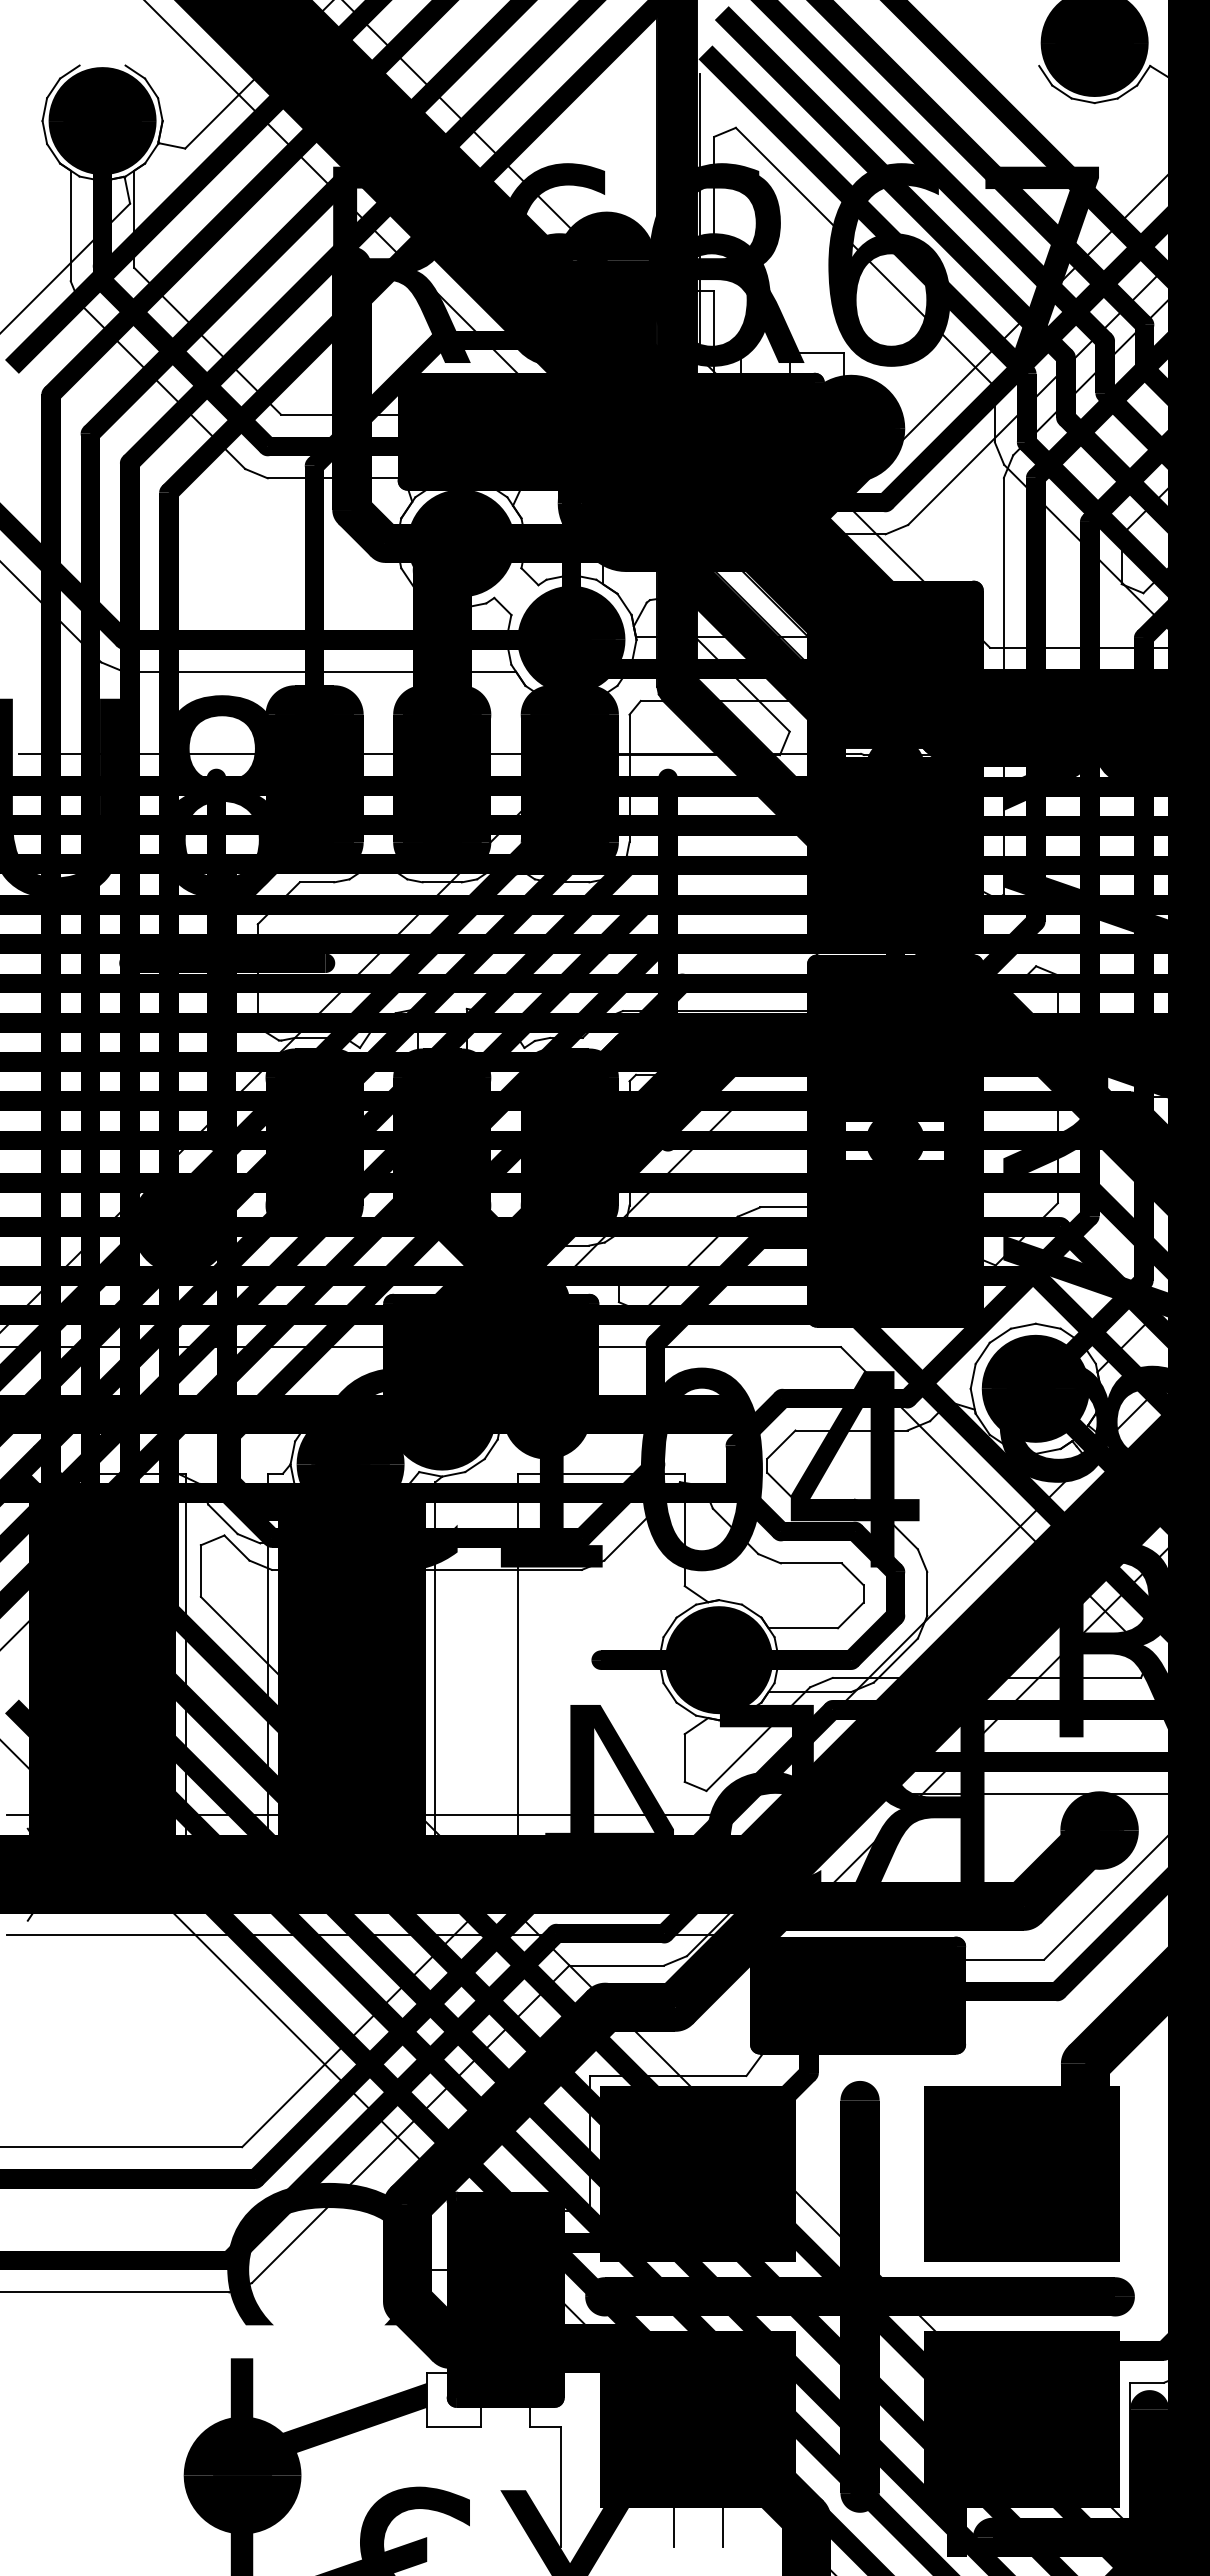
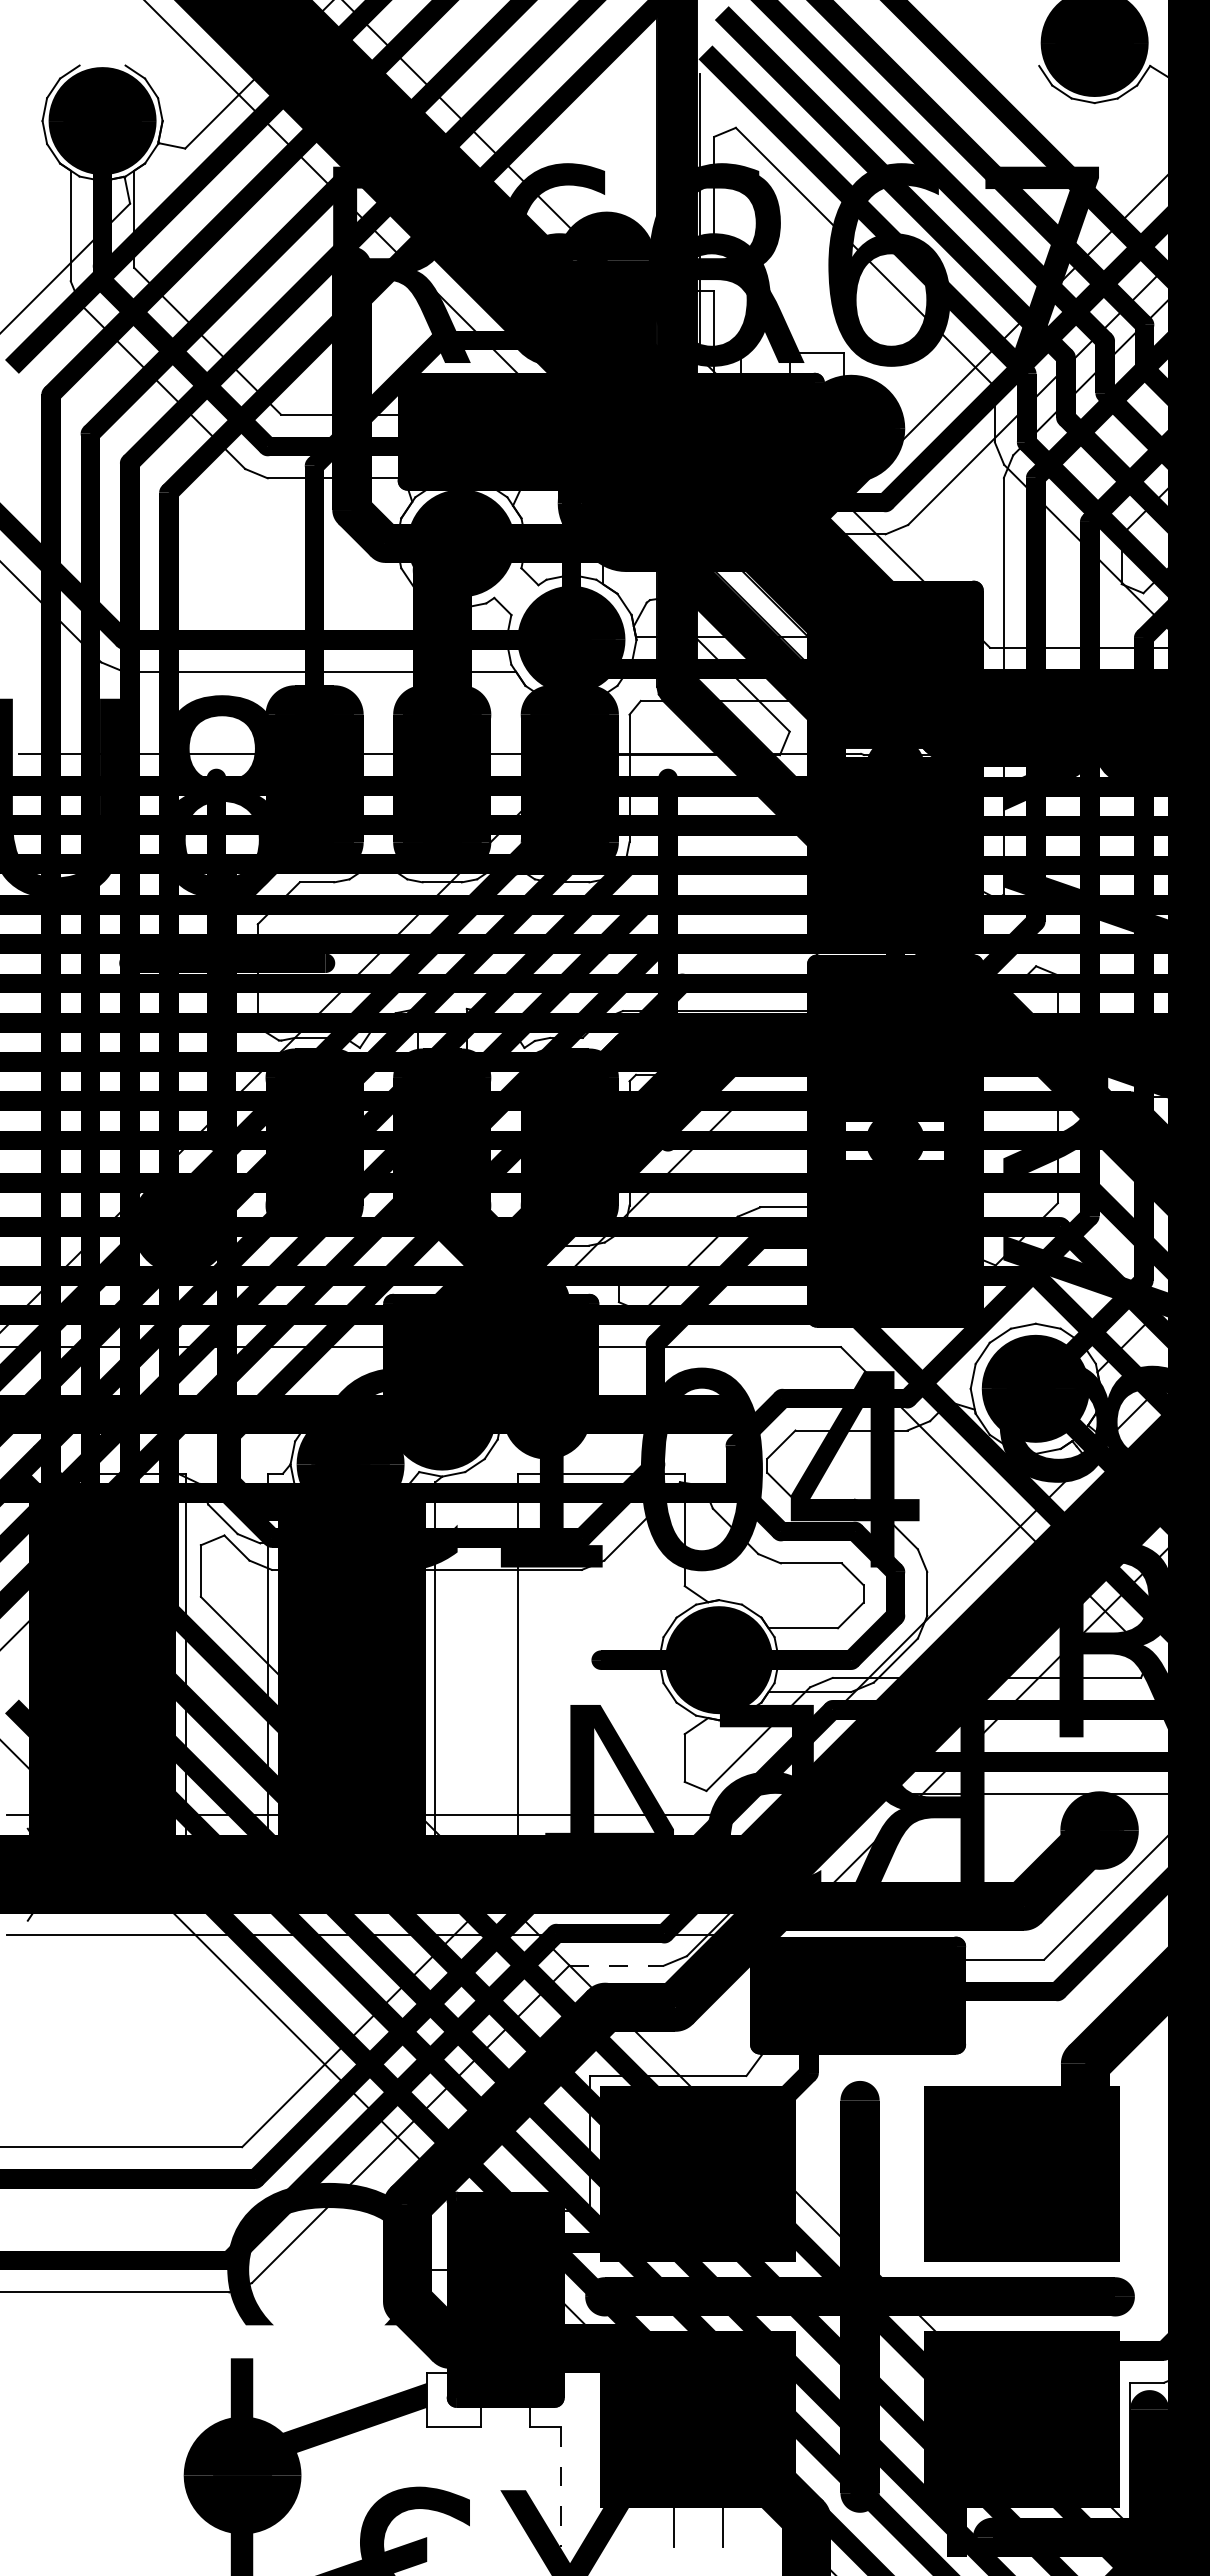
line: solid -> dashed (617, 1965)
line: solid -> dashed (560, 2487)
